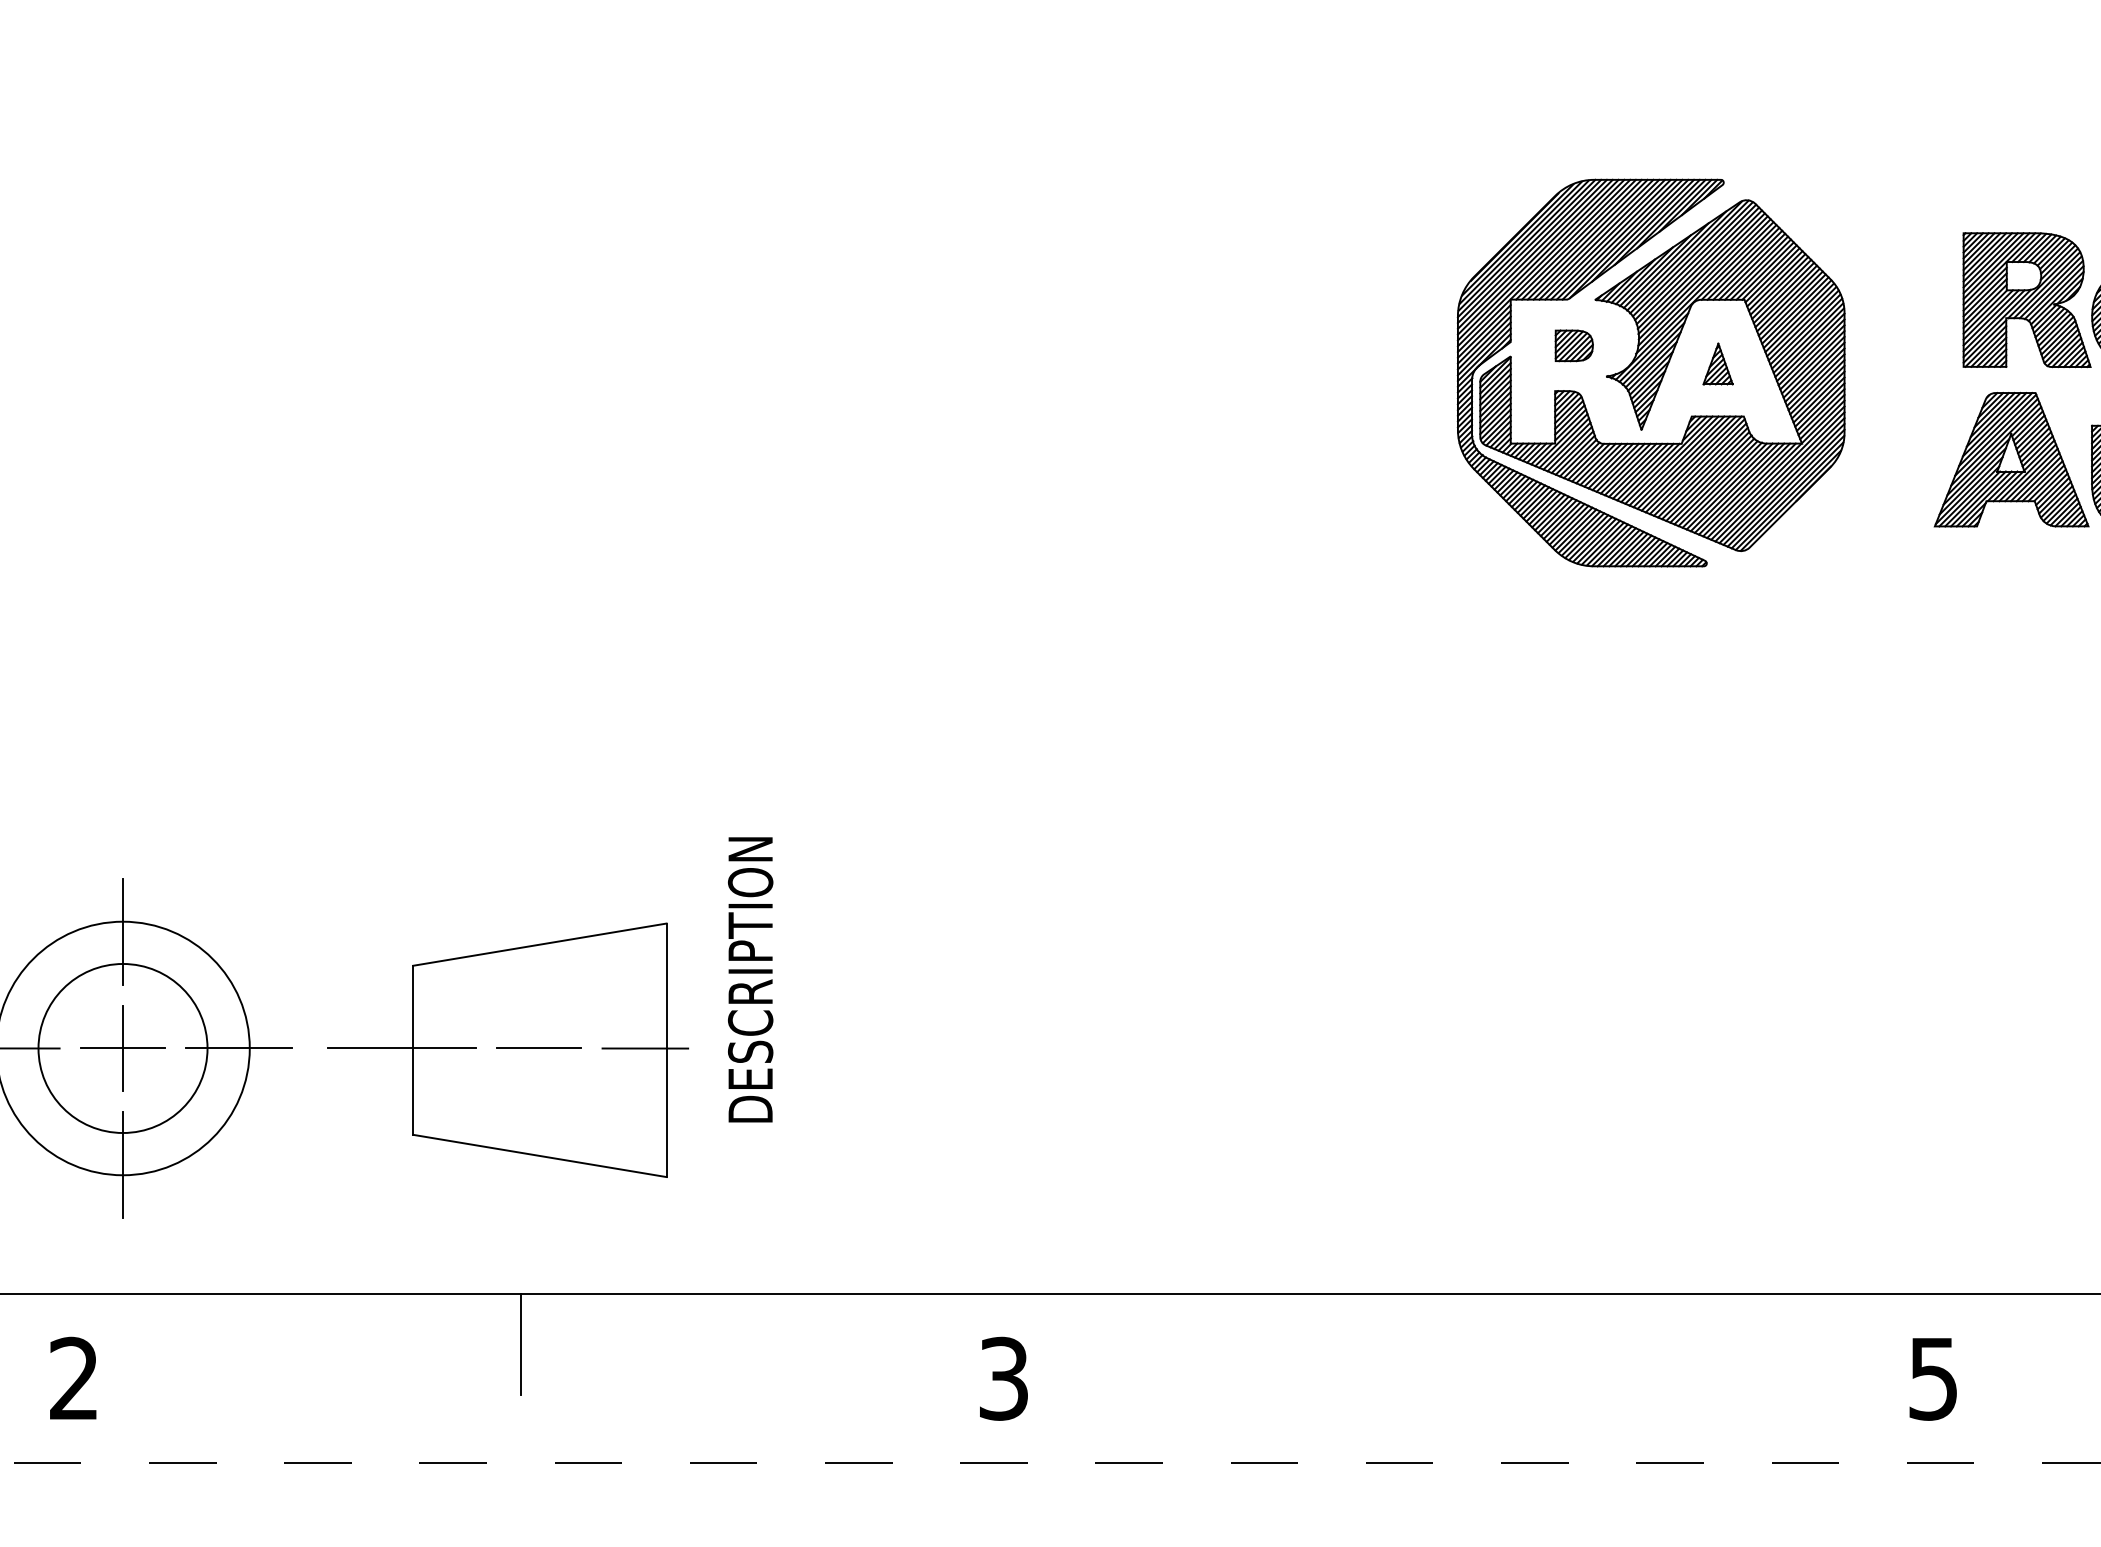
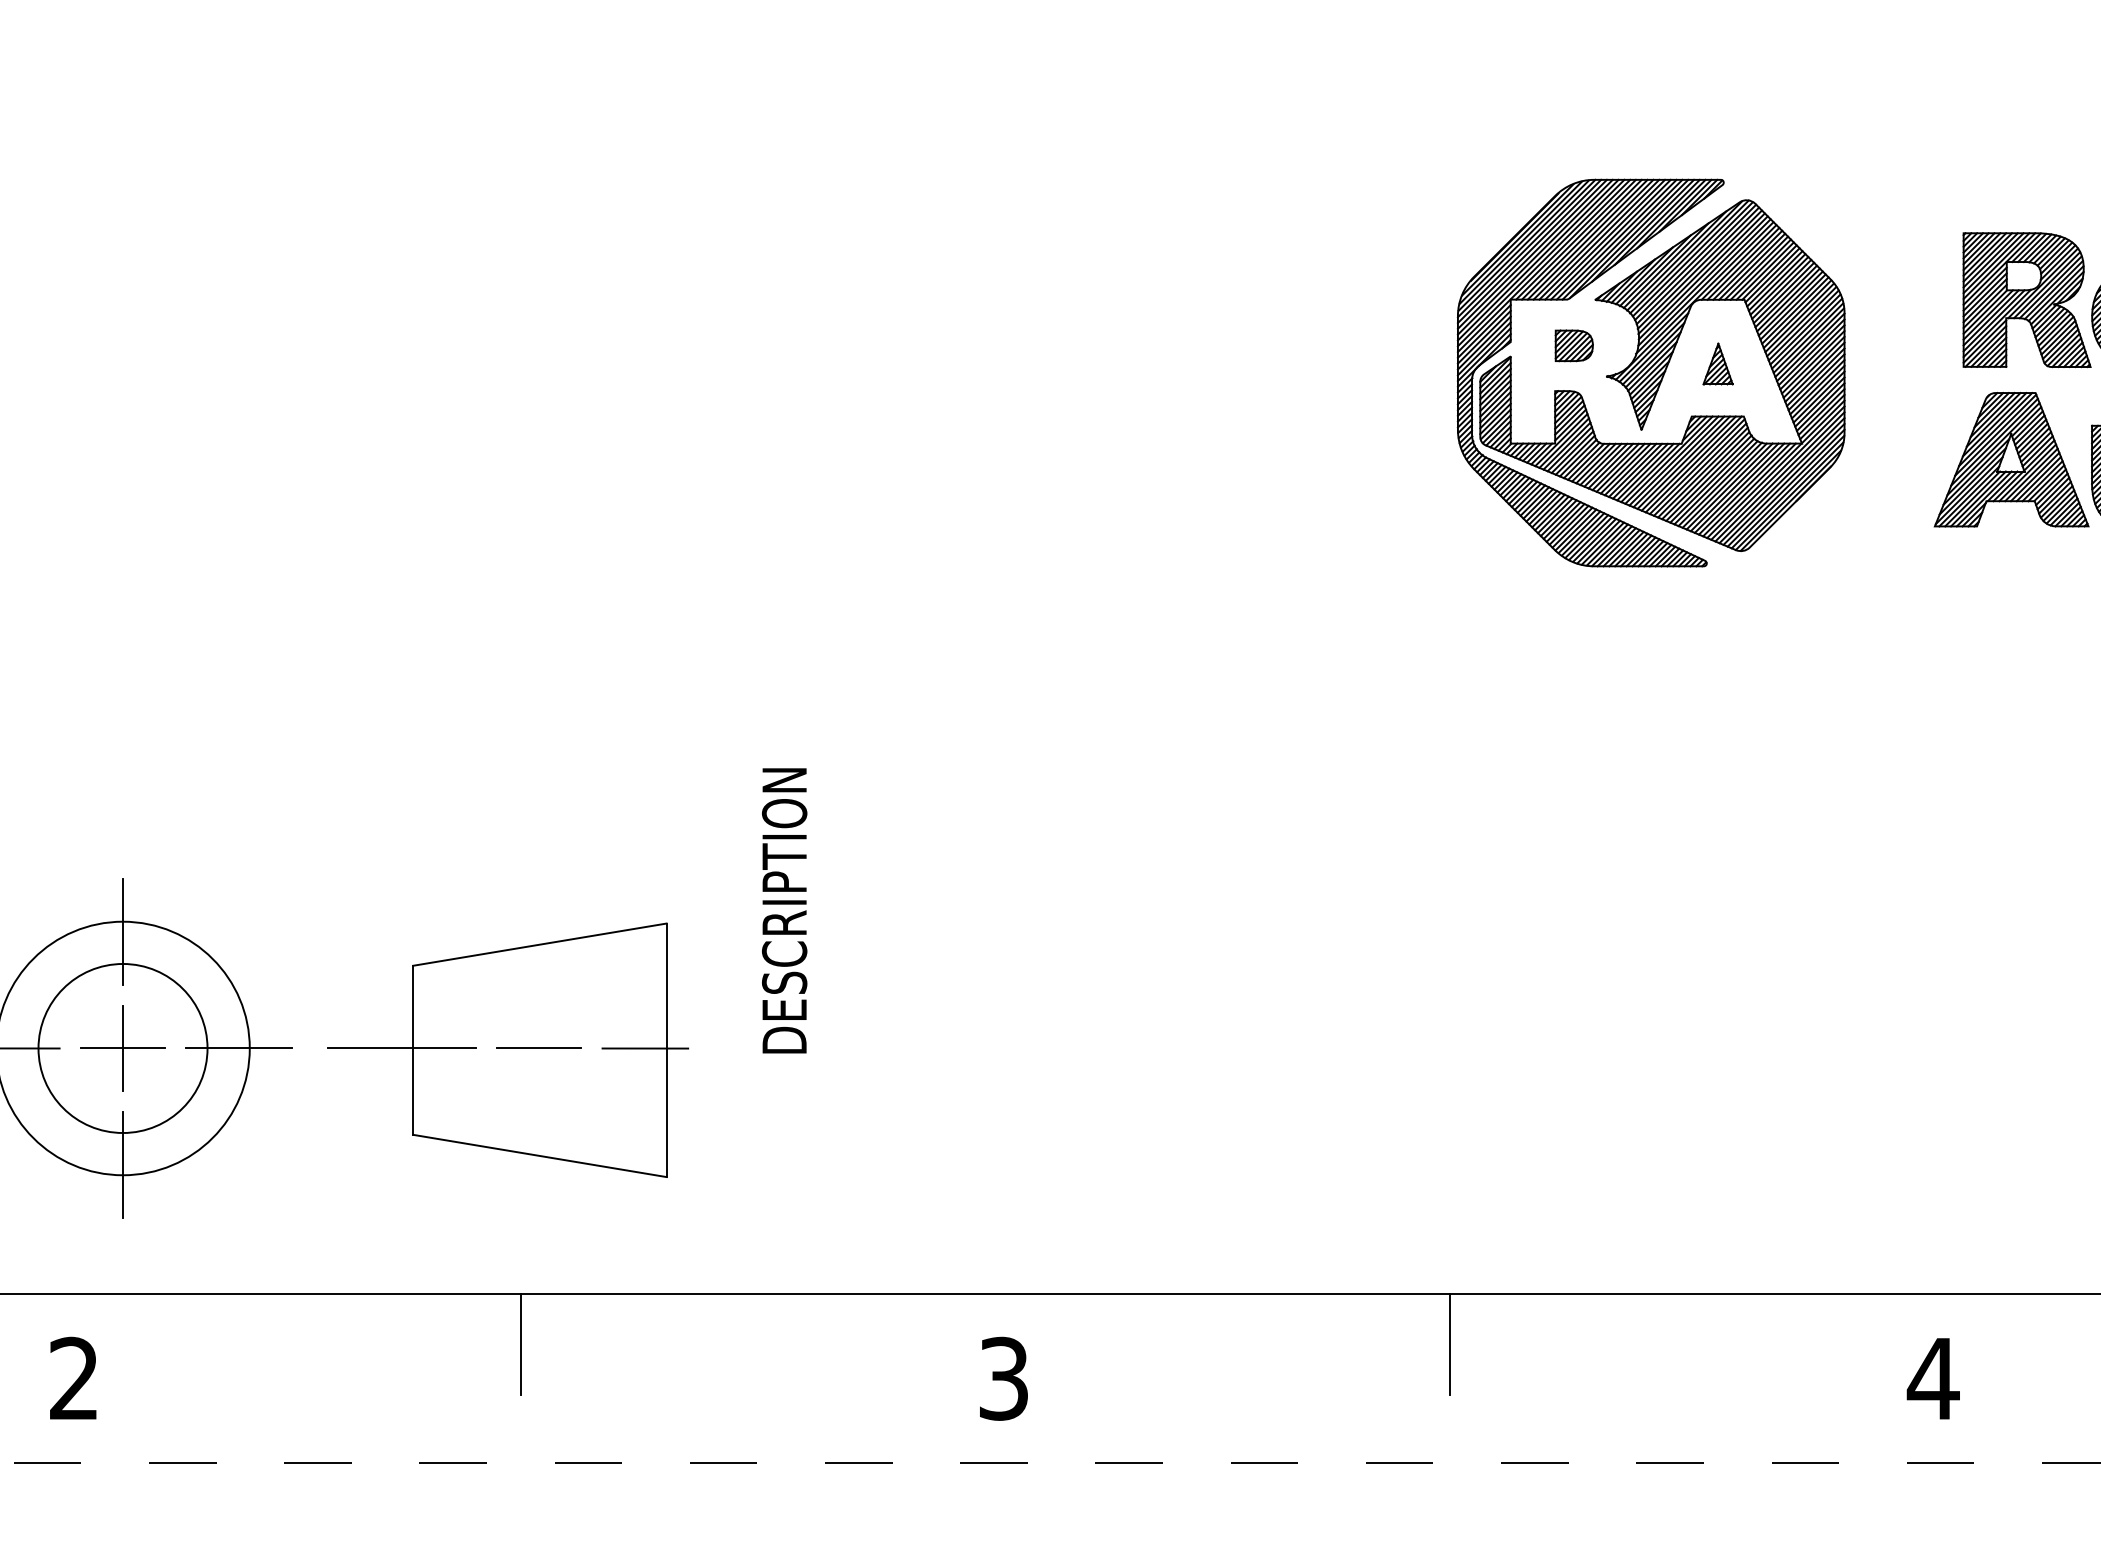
text position: (750, 979) -> (784, 910) (784, 910)
line: none -> present (1450, 1344)
text: 5 -> 4 (1932, 1379)
